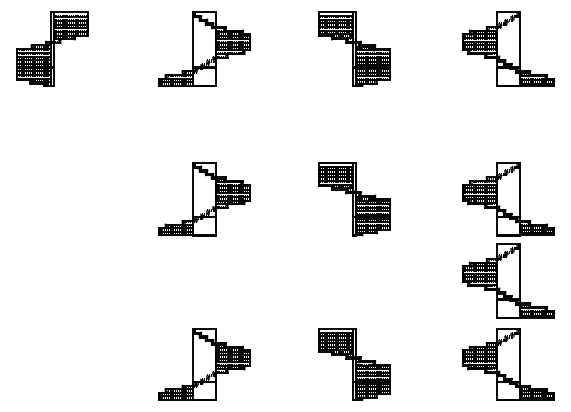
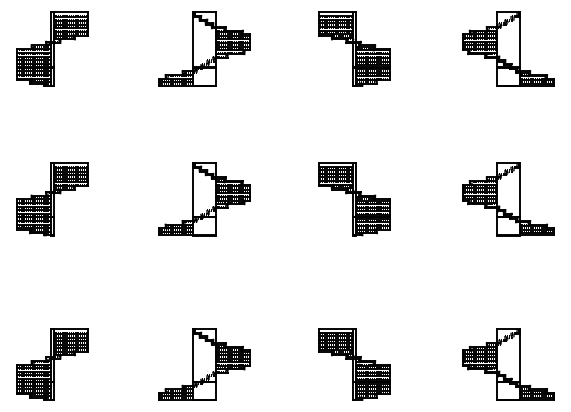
part: none -> present (52, 199)
part: present -> none (508, 280)
part: none -> present (52, 364)
